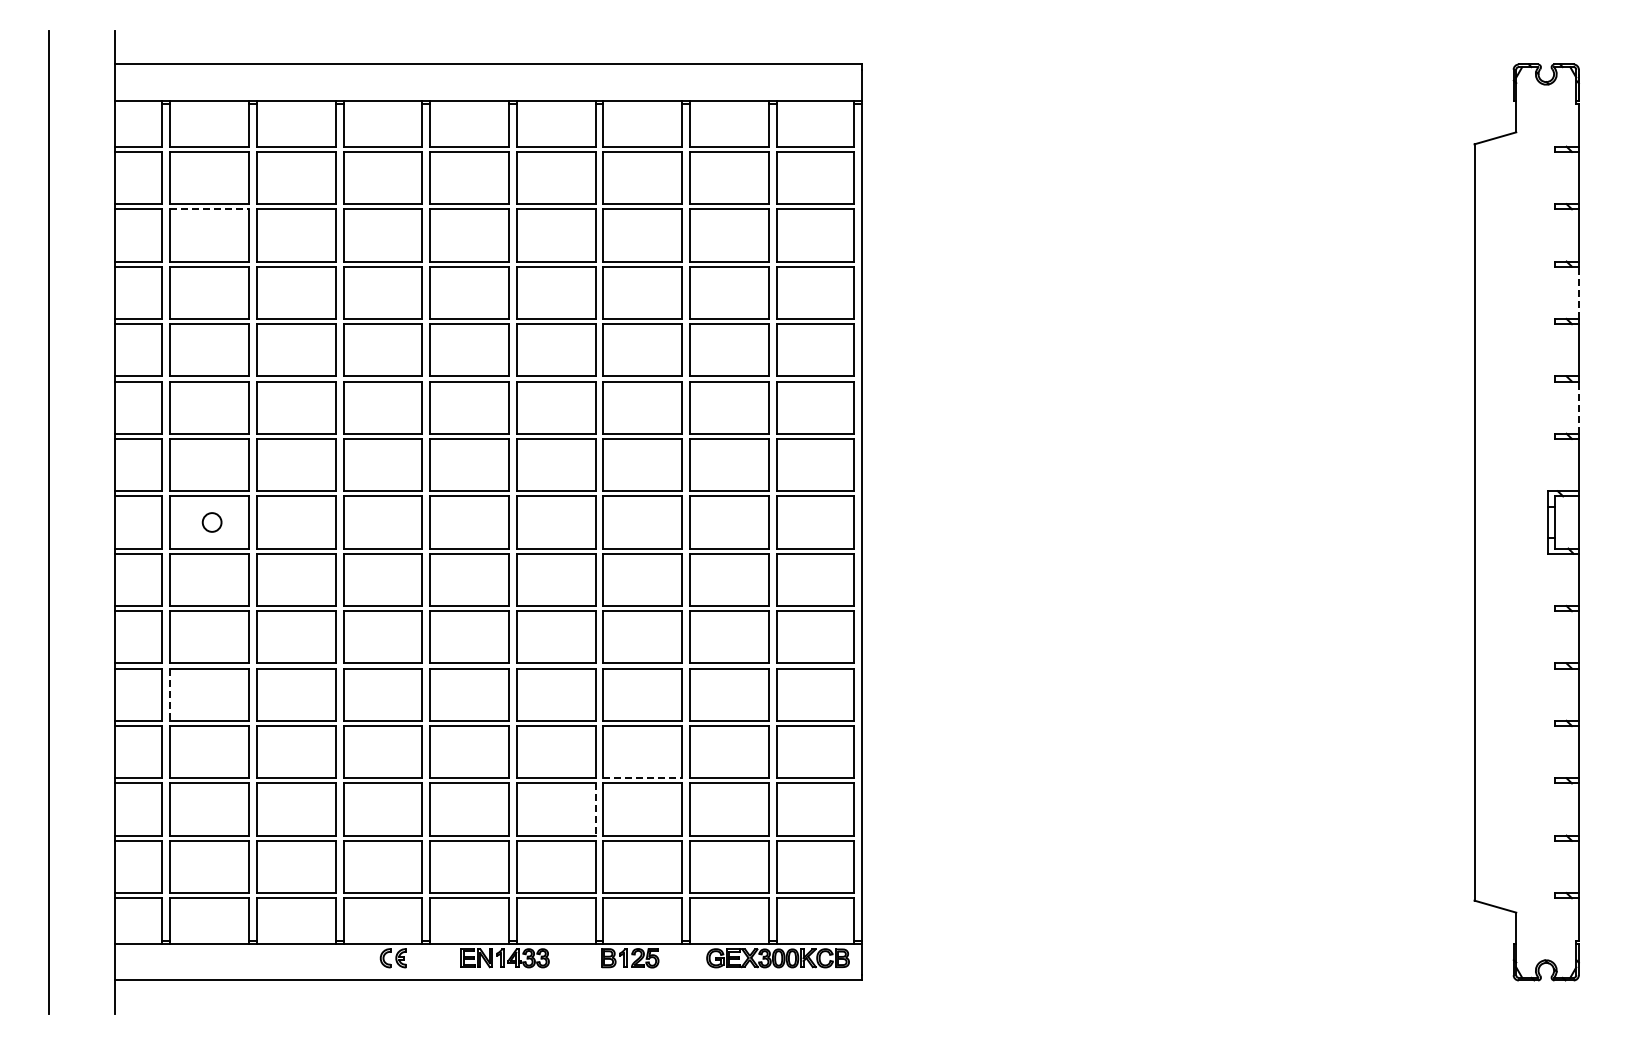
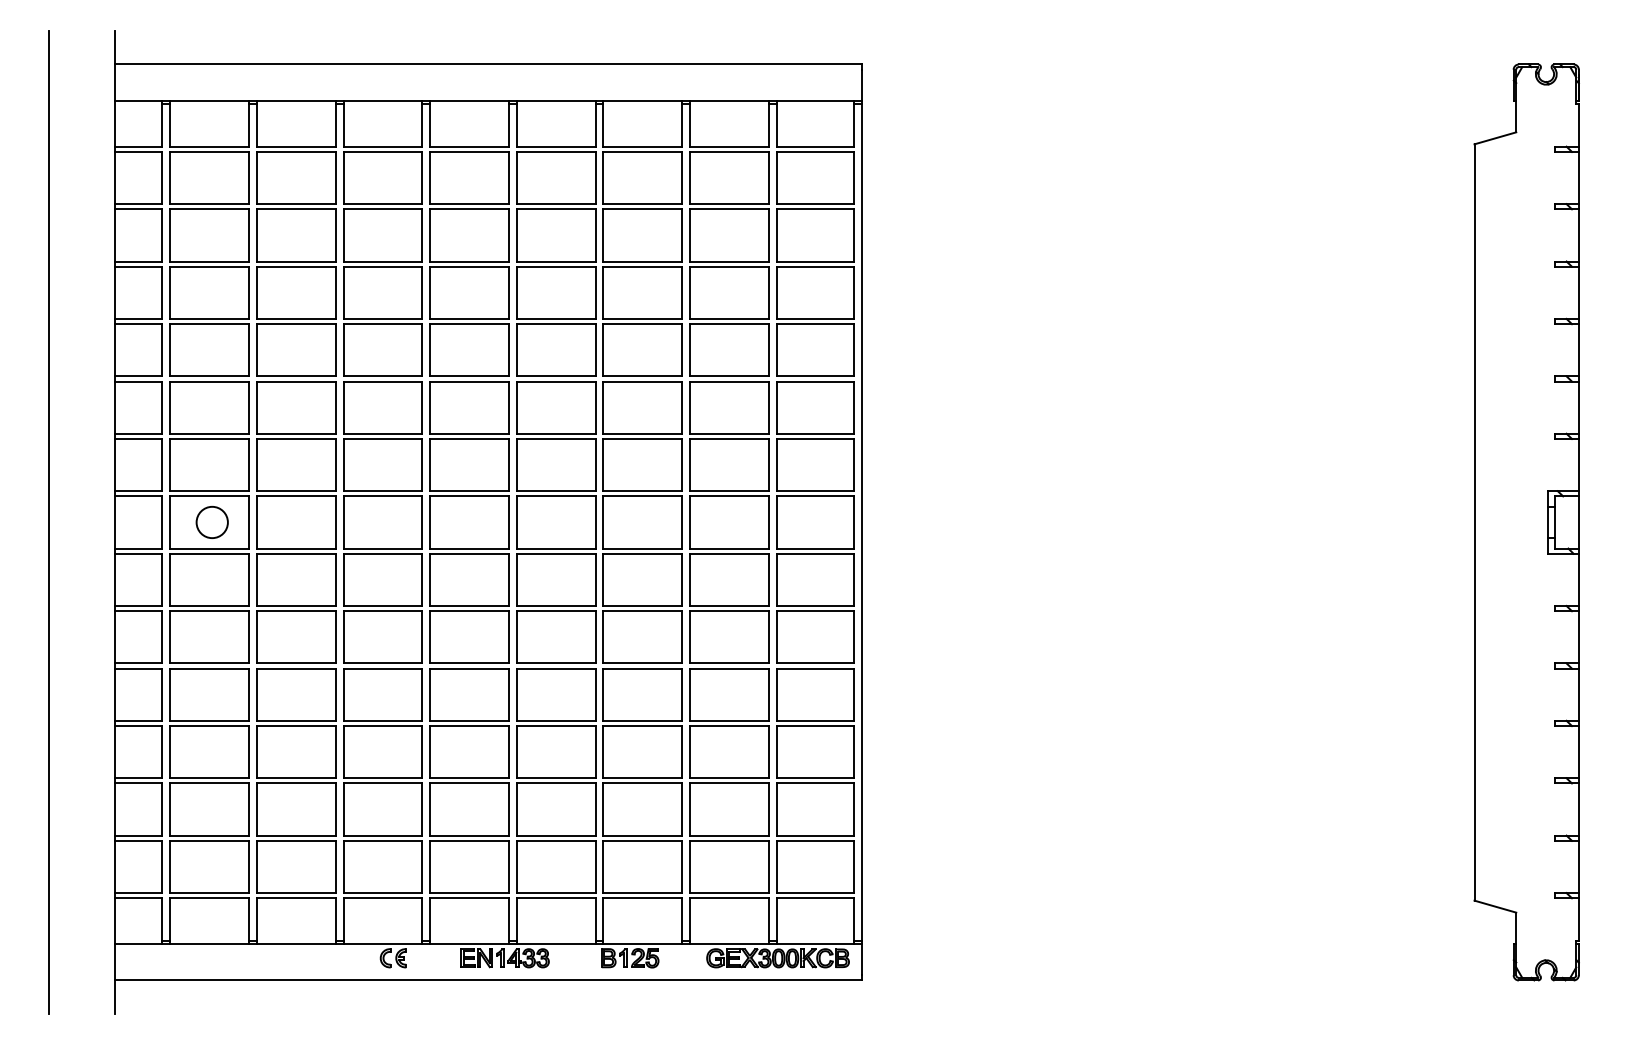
line: dashed -> solid (210, 209)
line: dashed -> solid (1578, 292)
line: dashed -> solid (1578, 407)
circle size: 22x21 px -> 34x33 px (211, 522)
line: dashed -> solid (170, 695)
line: dashed -> solid (643, 778)
line: dashed -> solid (595, 810)
